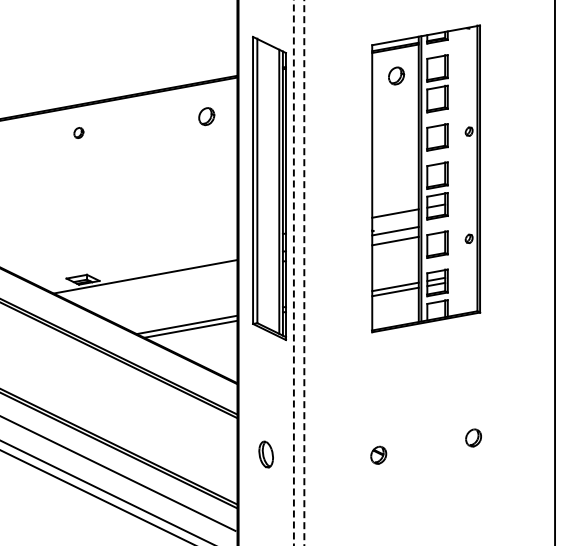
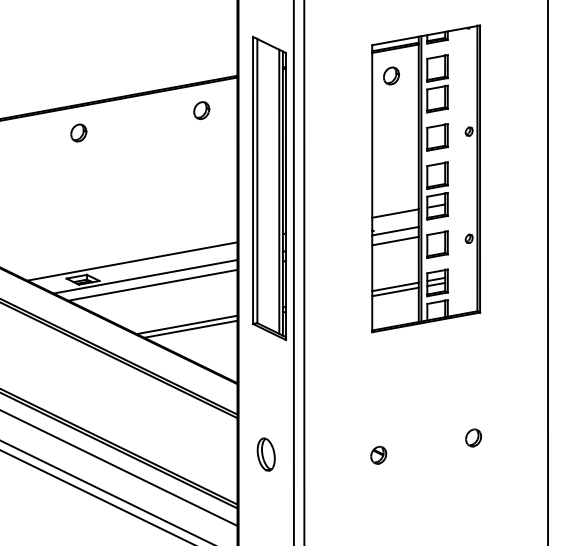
part position: (396, 75) -> (391, 75) (391, 75)
part position: (206, 116) -> (201, 110) (201, 110)
part size: 12x12 px -> 18x20 px (78, 132)
line: none -> present (132, 261)
line: dashed -> solid (293, 272)
line: dashed -> solid (304, 272)
line position: (554, 272) -> (547, 272) (547, 272)
line: none -> present (152, 284)
part size: 16x29 px -> 20x35 px (265, 454)
line position: (118, 473) -> (119, 468) (119, 468)
